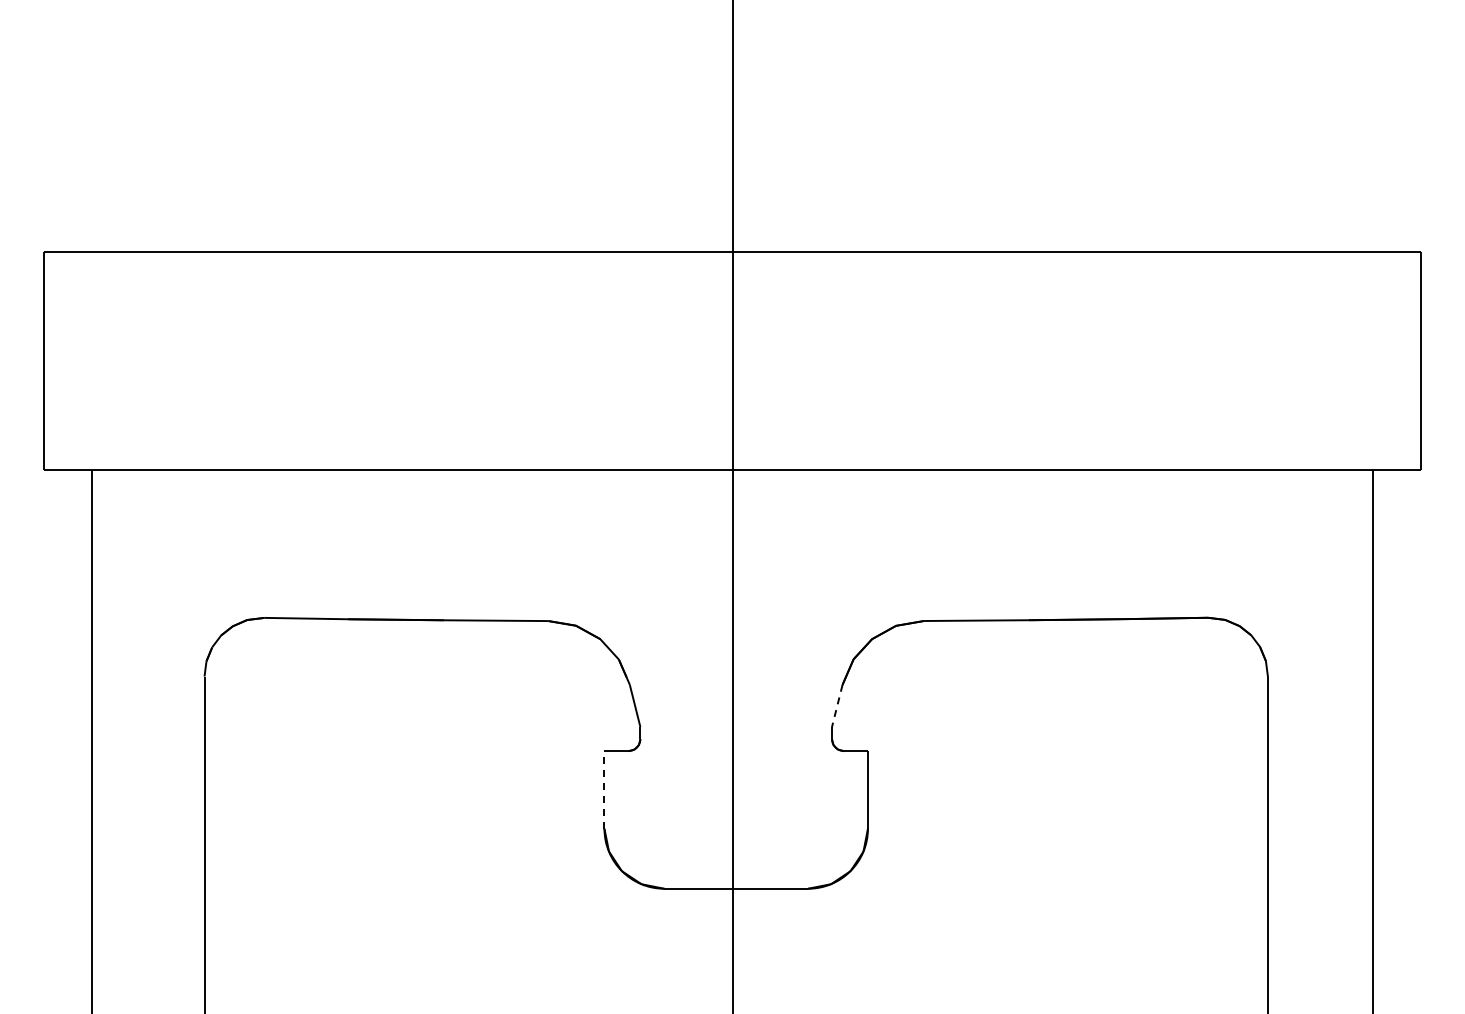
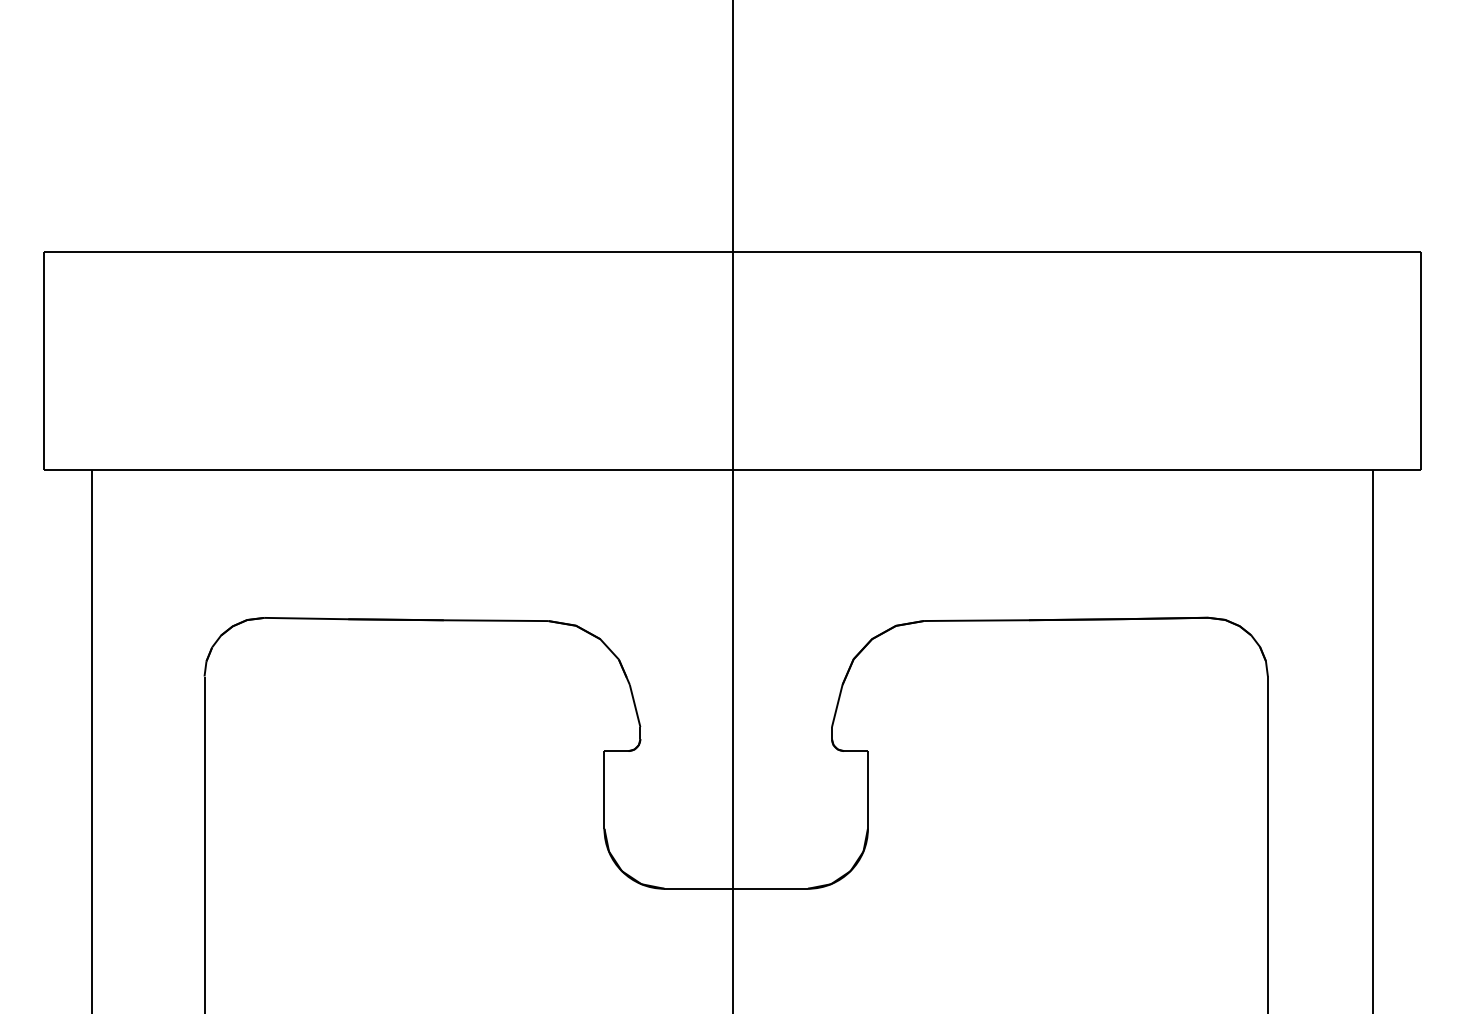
line: dashed -> solid (837, 706)
line: dashed -> solid (604, 790)
